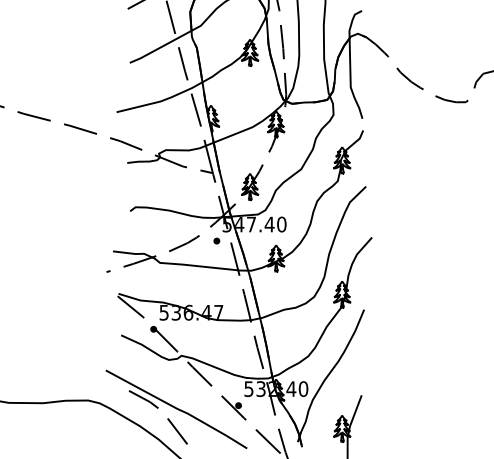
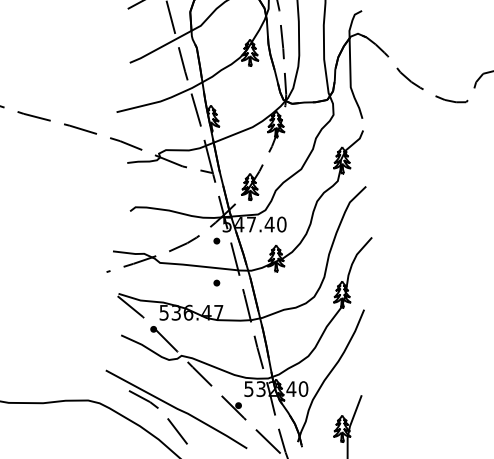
part: none -> present (216, 282)
